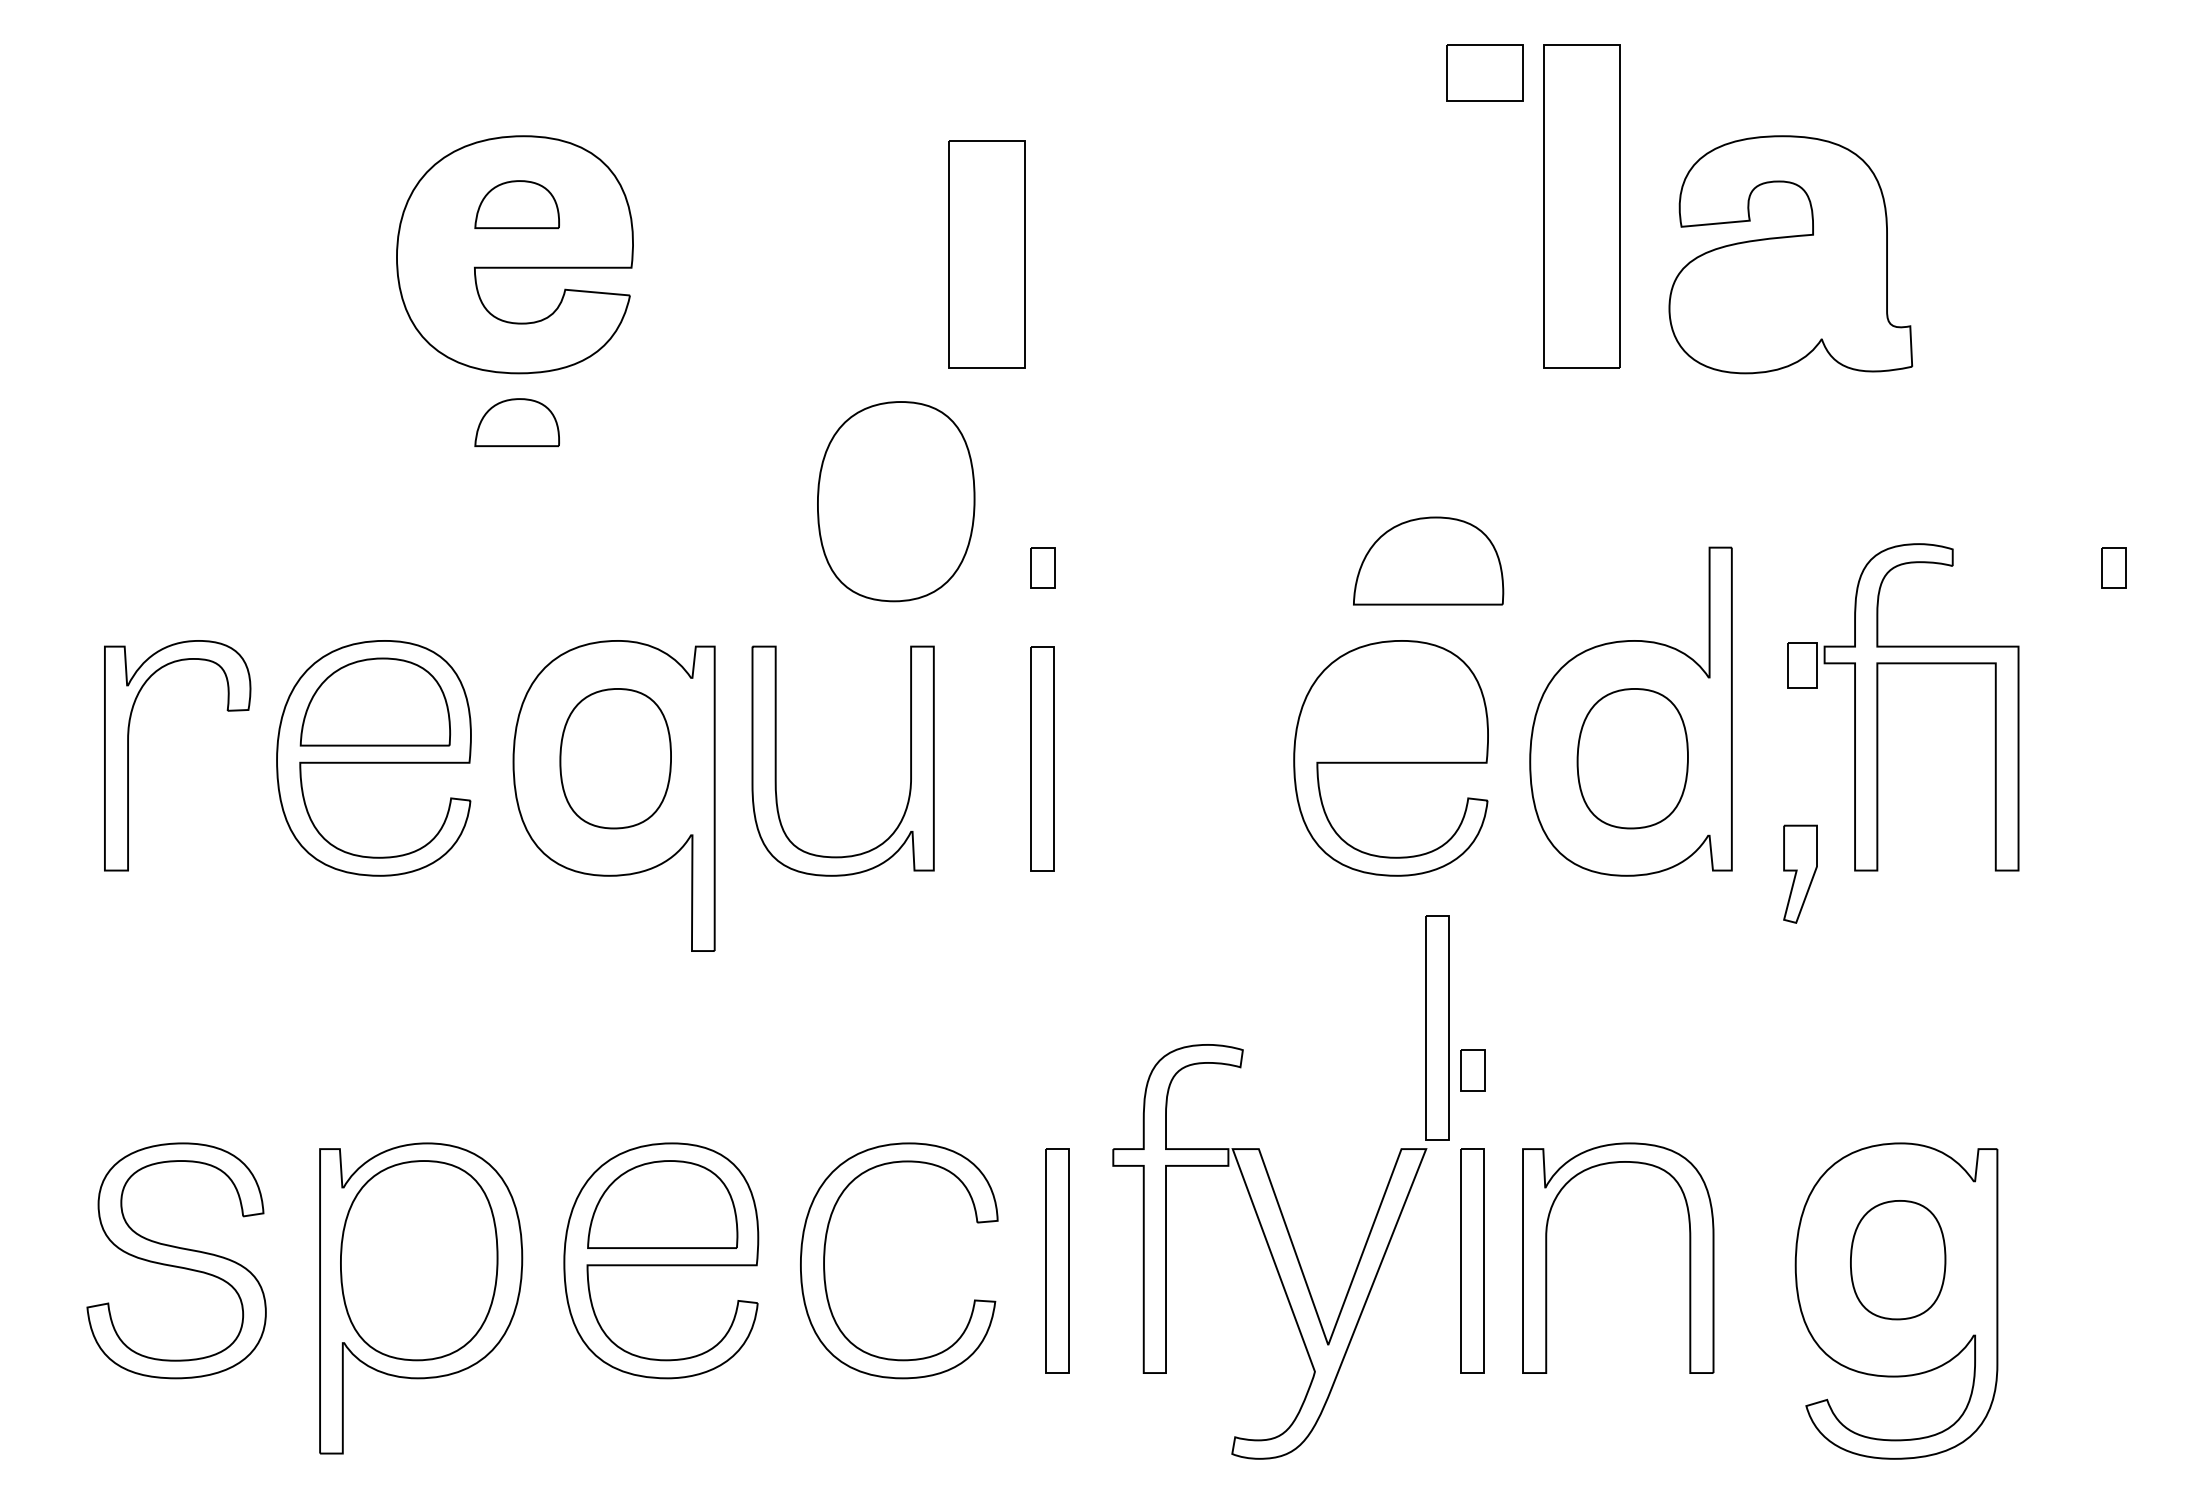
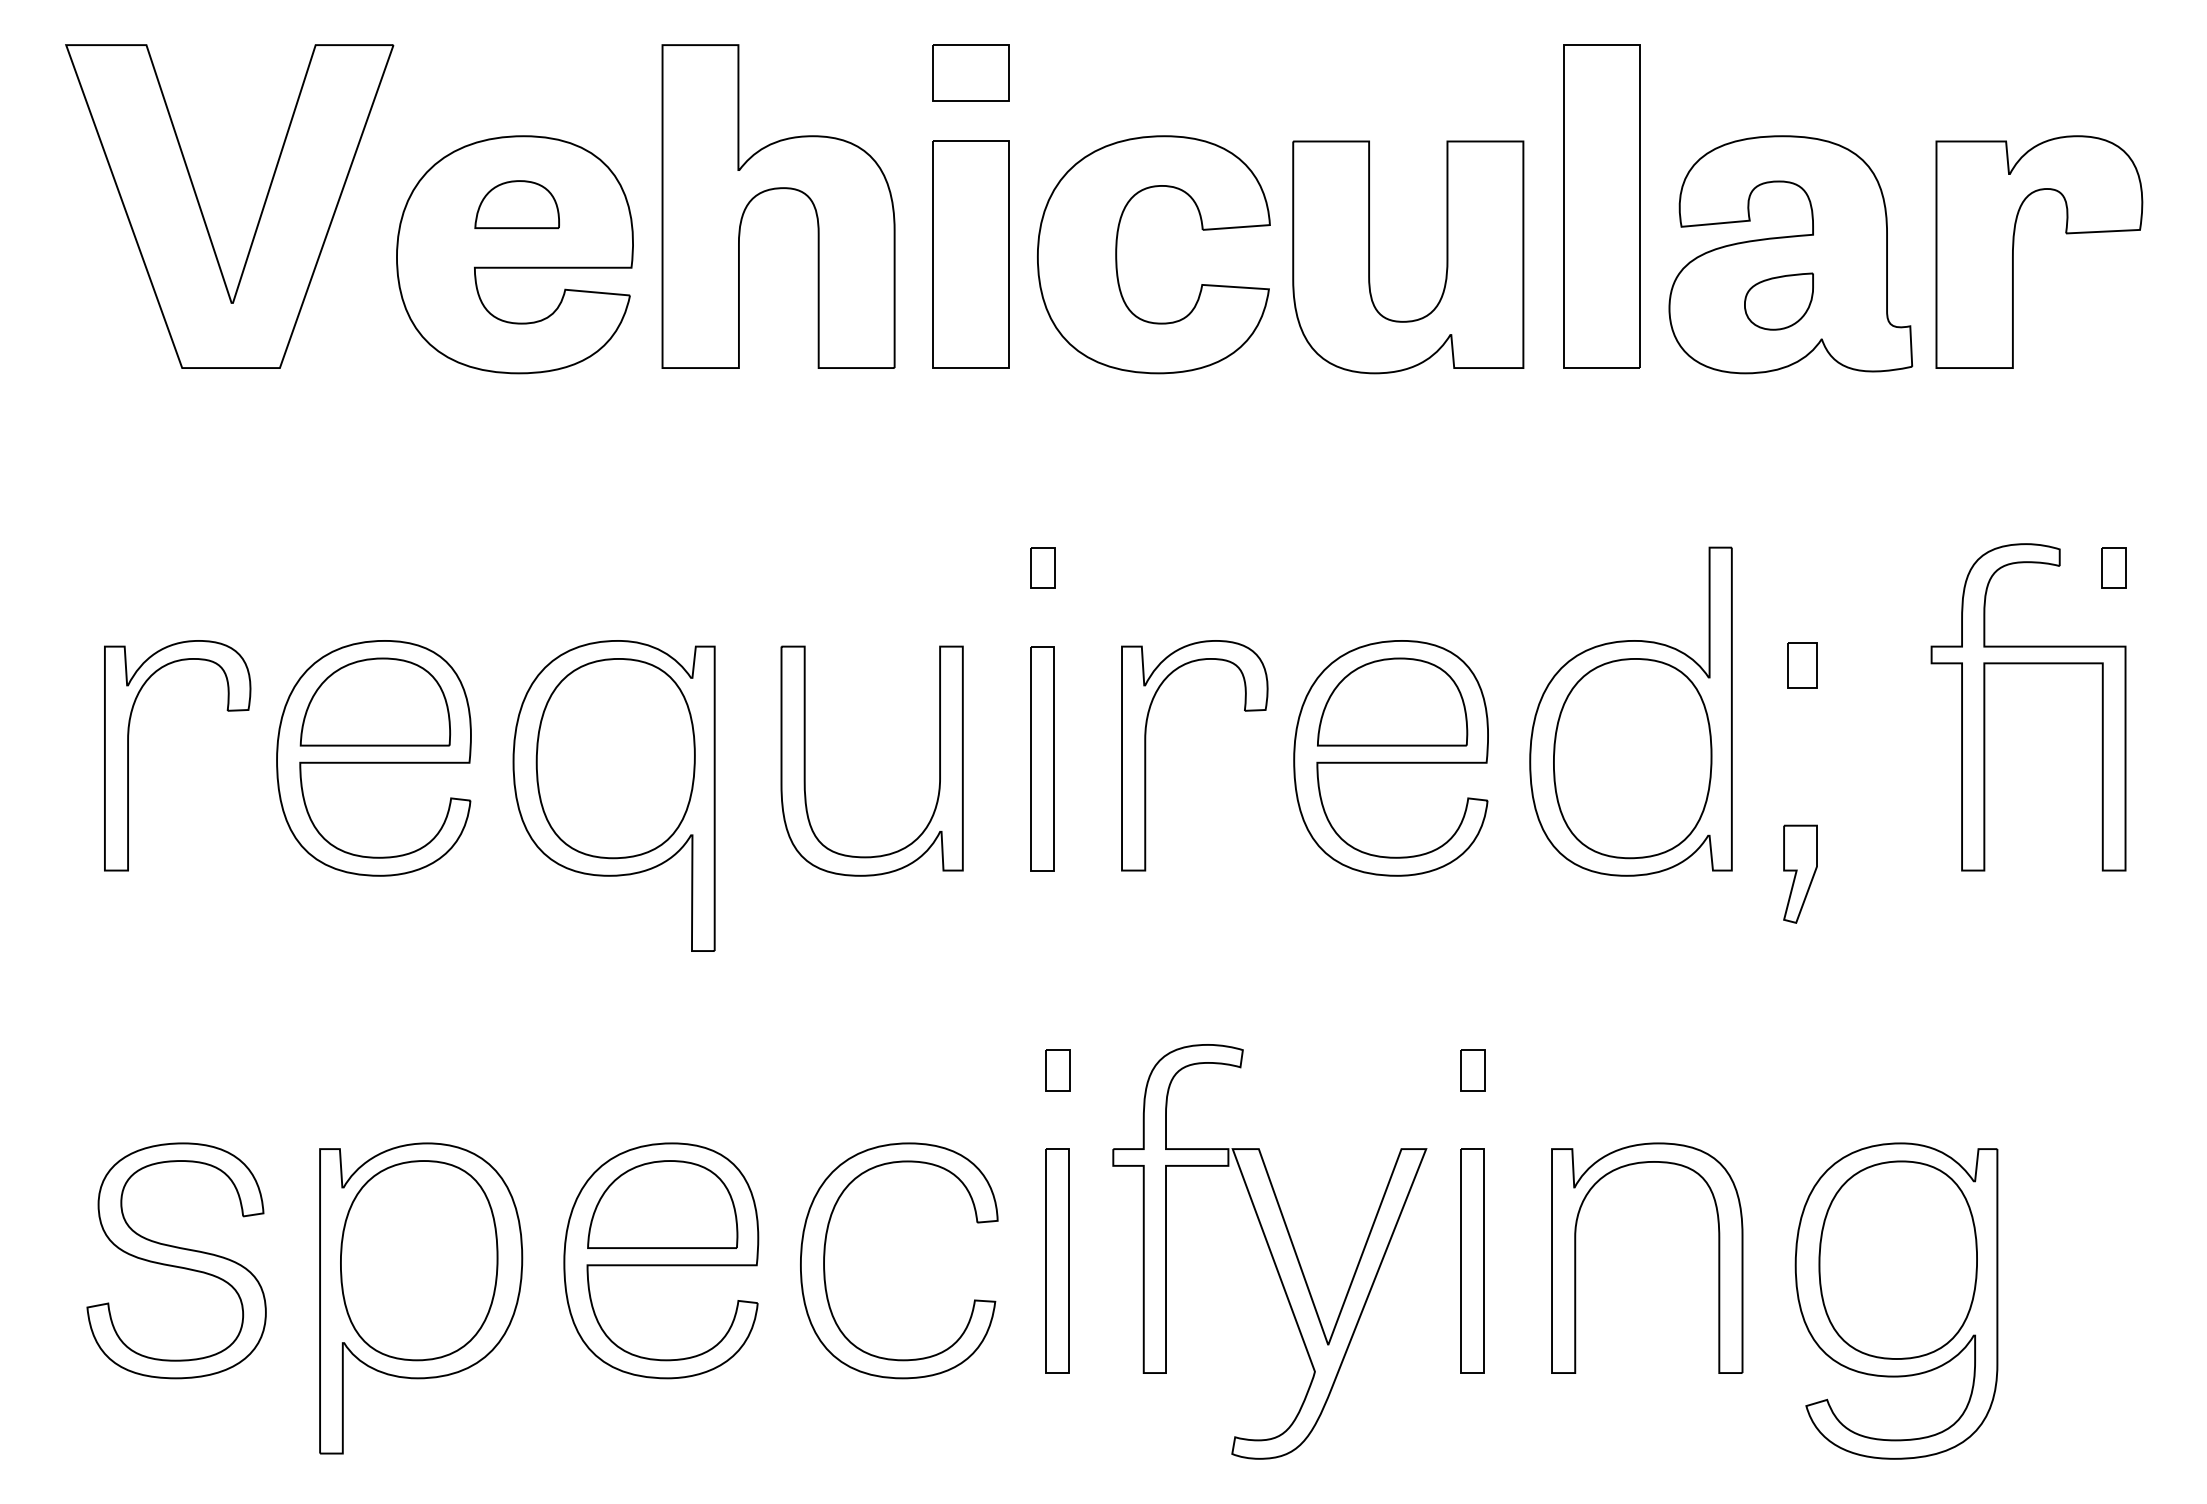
part position: (1484, 72) -> (970, 72) (970, 72)
part: none -> present (778, 189)
part position: (1581, 206) -> (1601, 206) (1601, 206)
part: none -> present (203, 214)
part: none -> present (2014, 245)
part position: (986, 254) -> (970, 254) (970, 254)
part: none -> present (1117, 254)
part: none -> present (1446, 257)
part: none -> present (1778, 301)
part: present -> none (516, 422)
part: present -> none (896, 501)
part position: (1428, 560) -> (1392, 701) (1392, 701)
part position: (1921, 664) -> (2028, 664) (2028, 664)
part: none -> present (1146, 755)
part size: 113x142 px -> 161x202 px (615, 758)
part size: 113x142 px -> 160x202 px (1632, 758)
part position: (776, 760) -> (805, 760) (805, 760)
part: present -> none (1437, 1027)
part: none -> present (1057, 1070)
part position: (1547, 1257) -> (1576, 1257) (1576, 1257)
part size: 97x121 px -> 160x200 px (1897, 1259)
